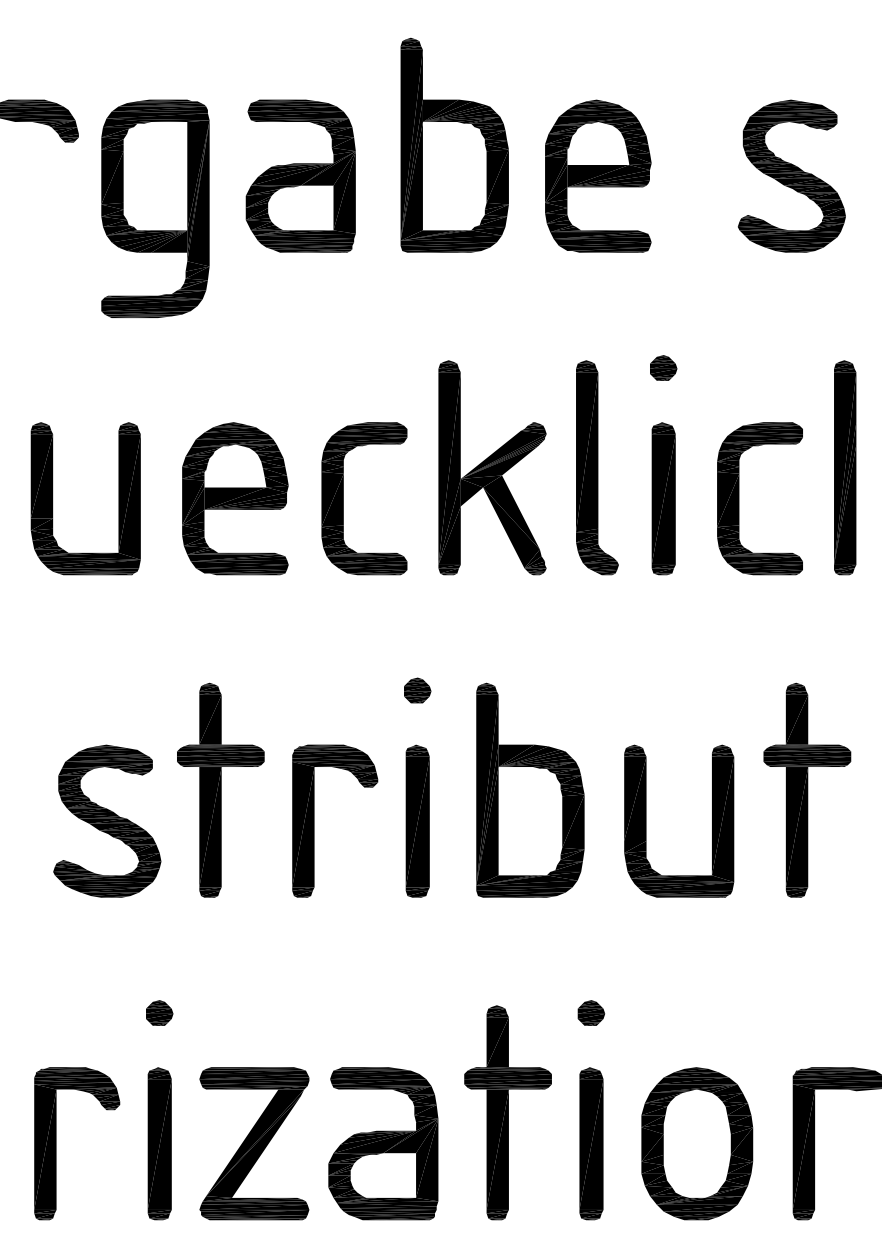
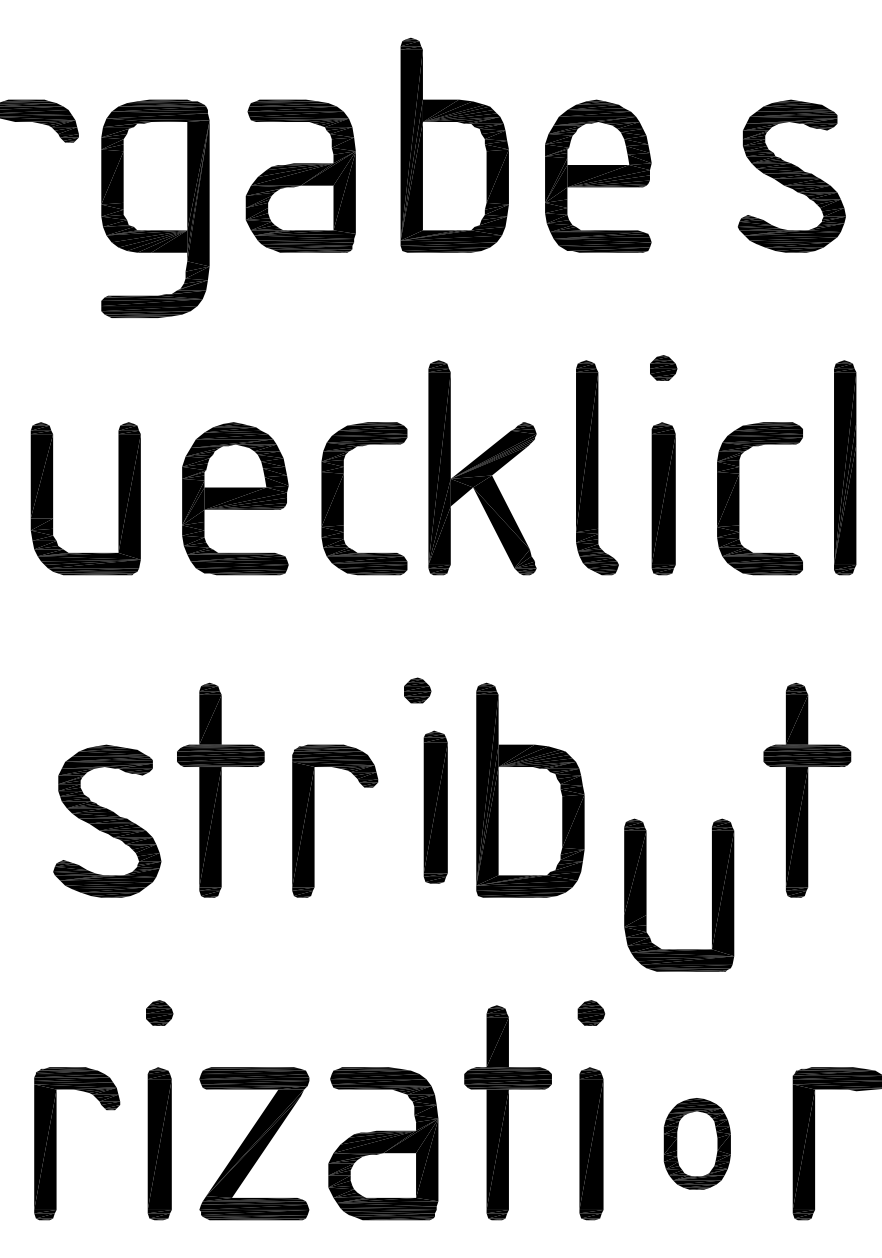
part position: (492, 467) -> (482, 467) (482, 467)
part position: (417, 820) -> (435, 806) (435, 806)
part position: (646, 820) -> (646, 894) (646, 894)
part size: 113x154 px -> 68x92 px (696, 1143)
